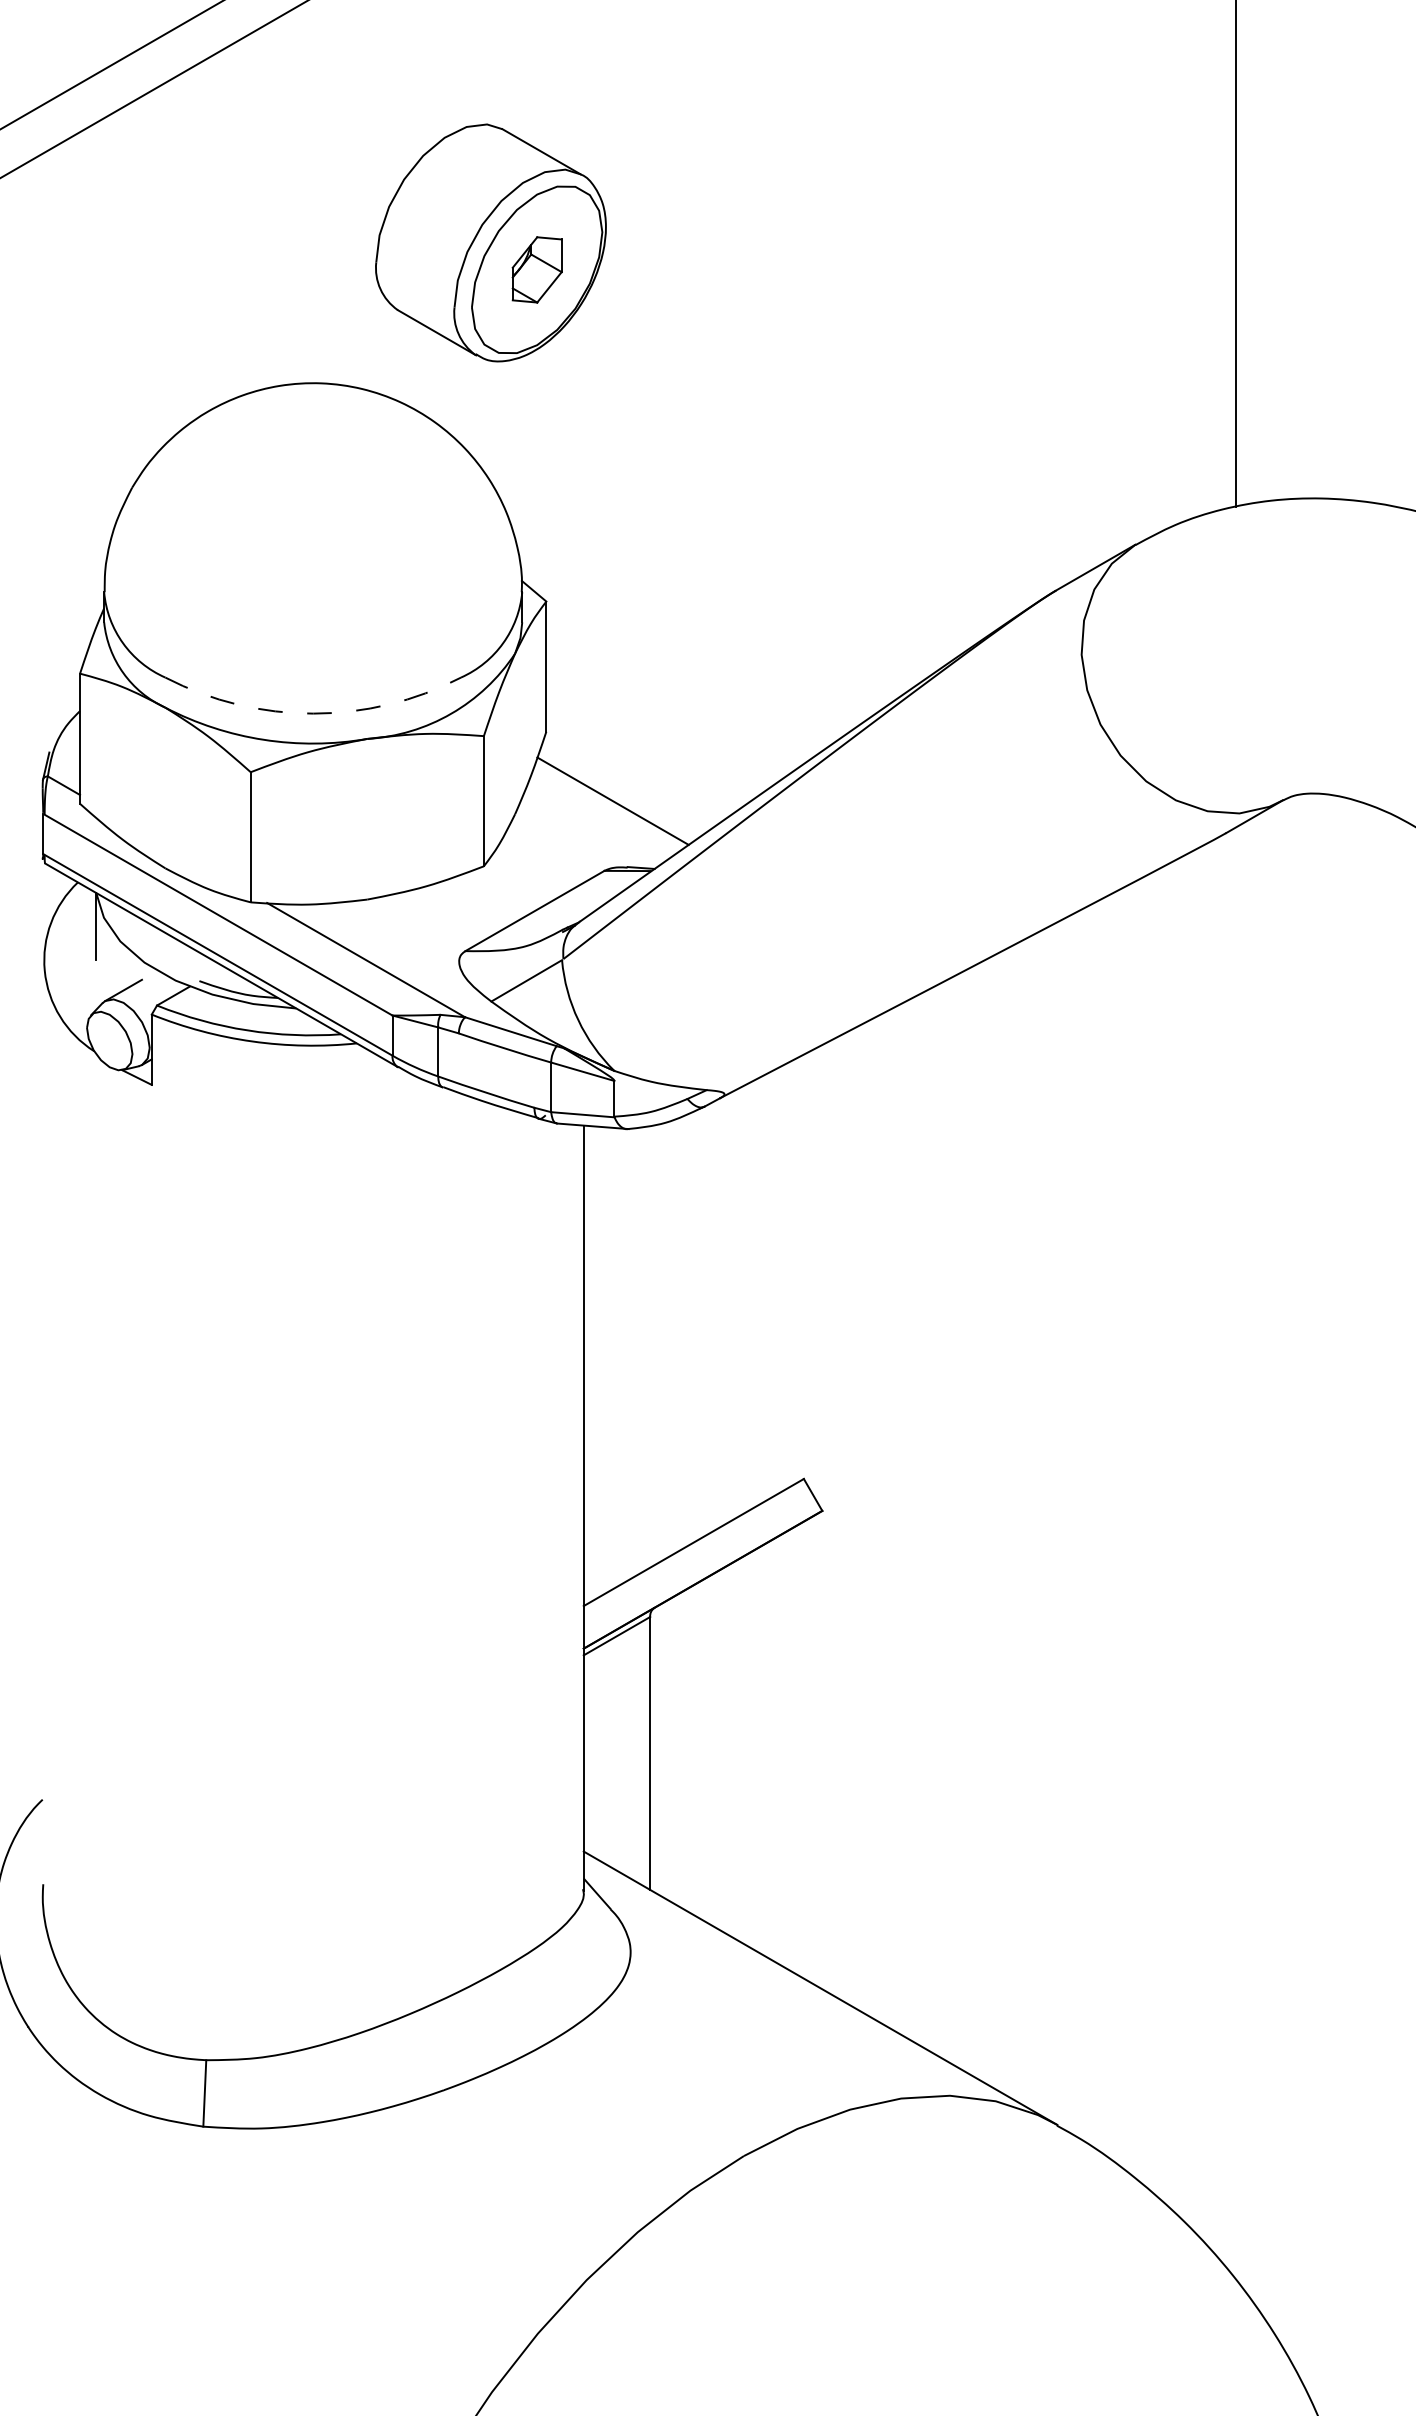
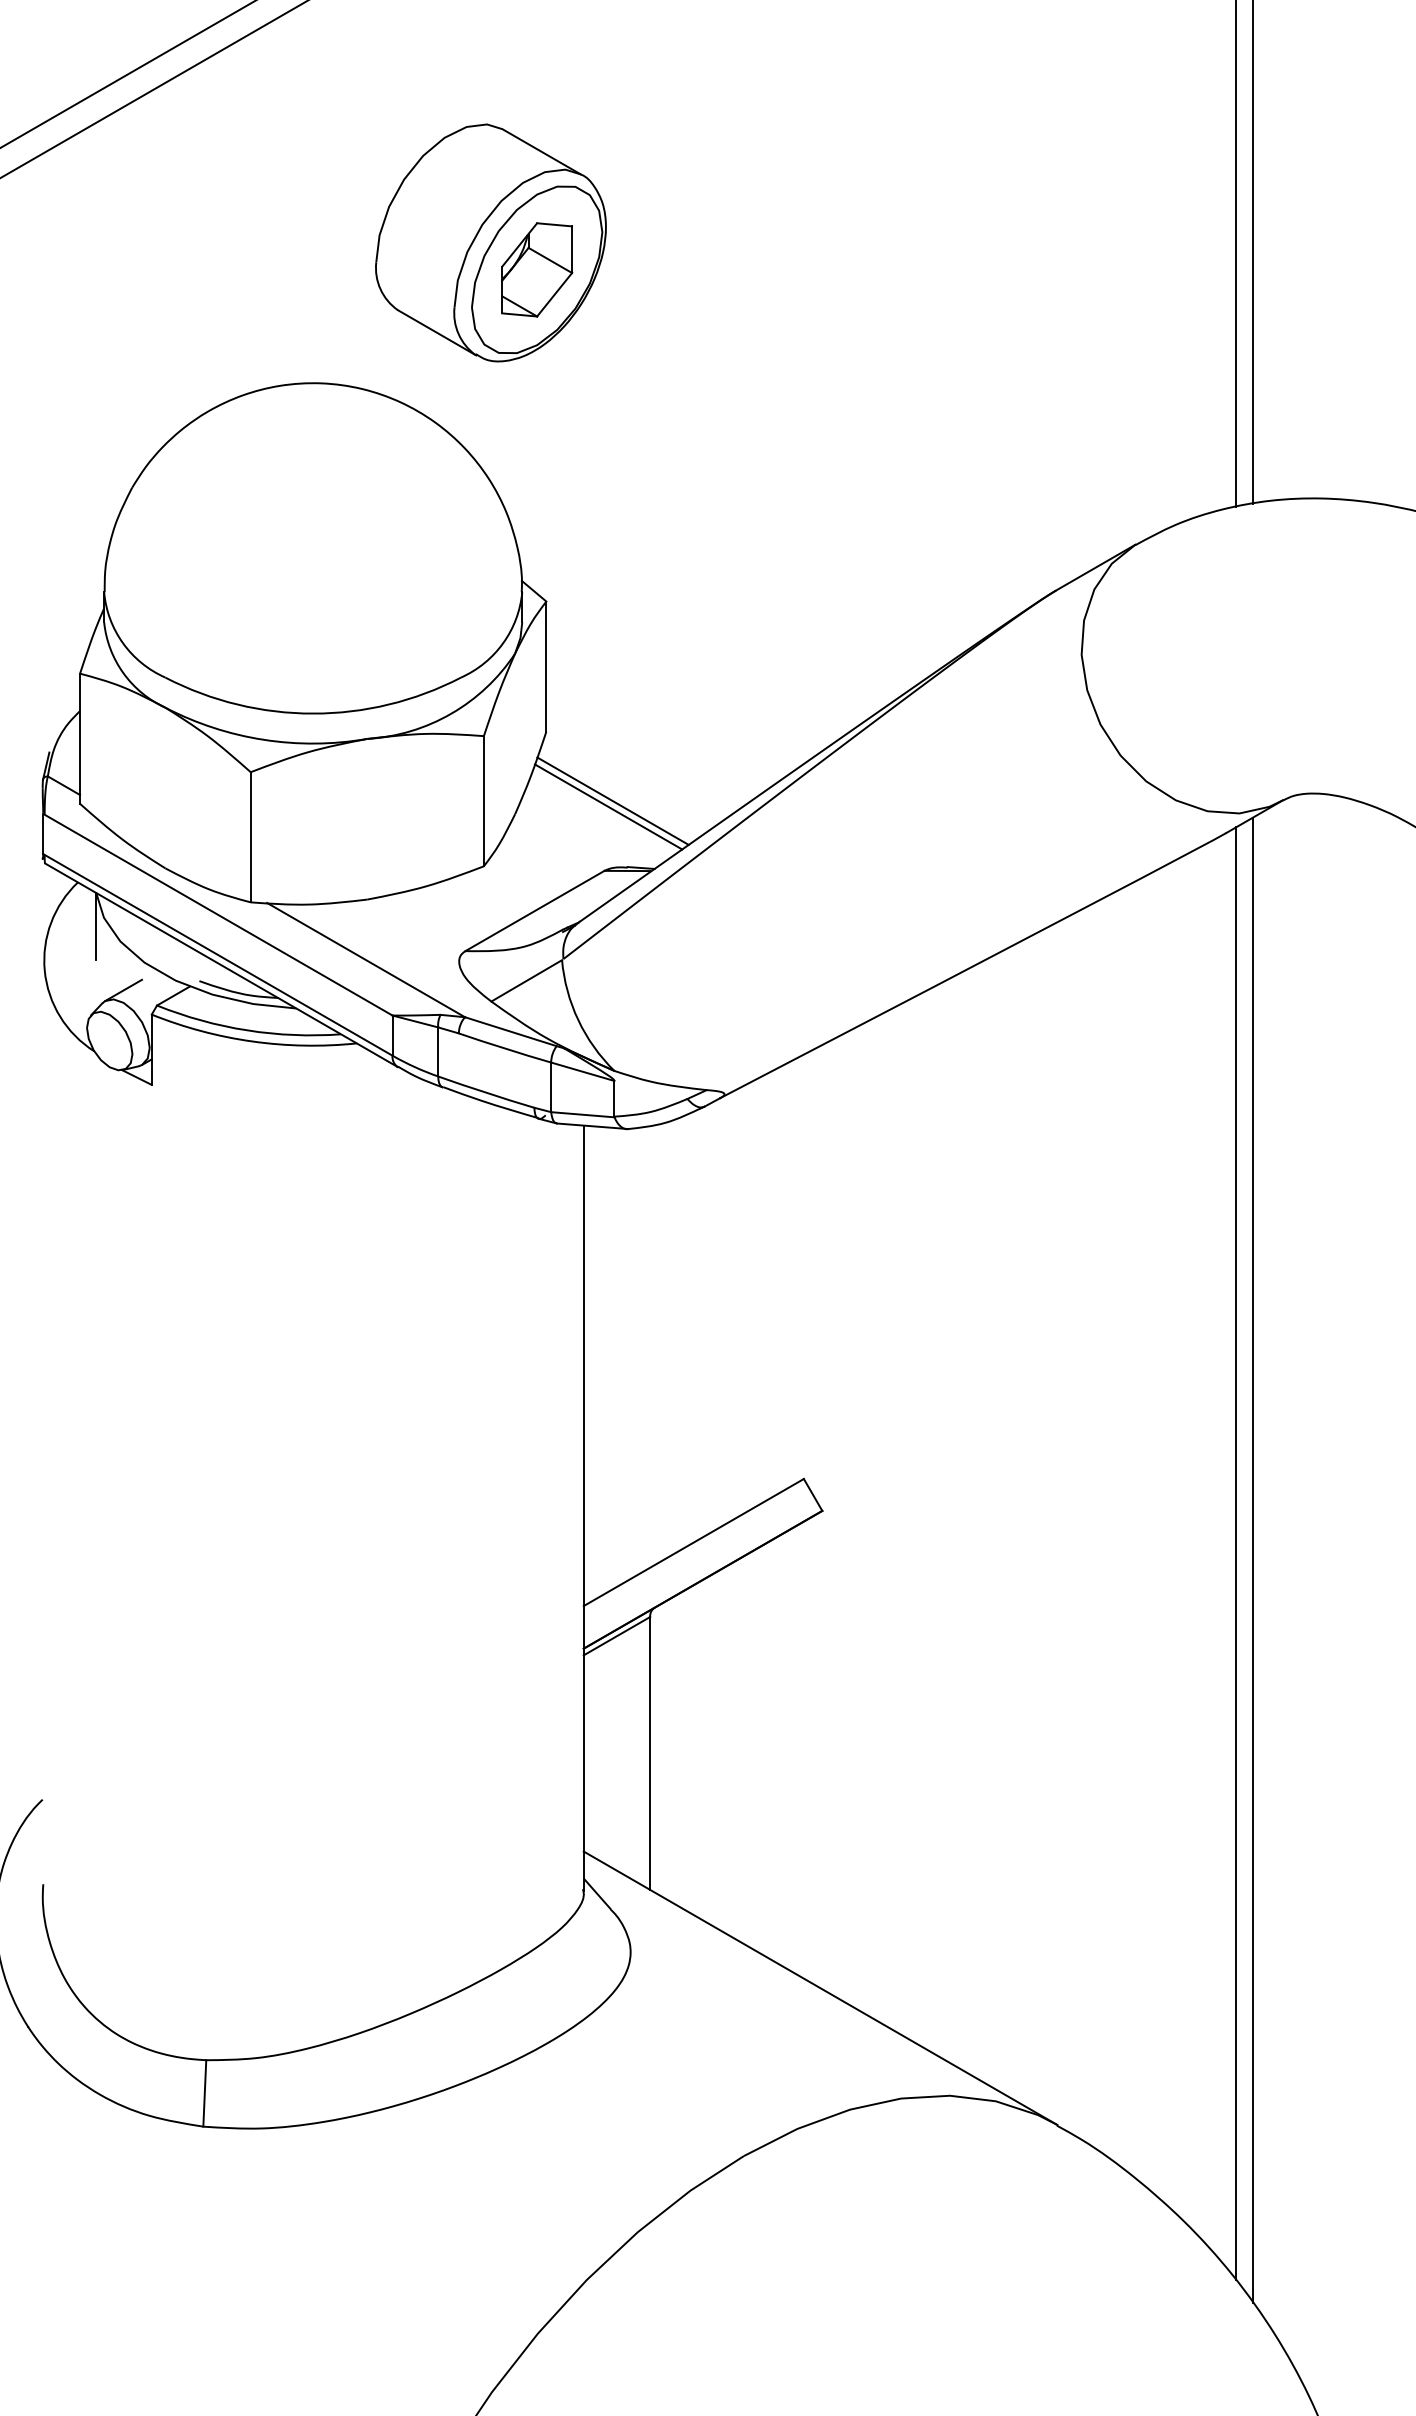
line position: (111, 65) -> (127, 74) (127, 74)
line: none -> present (1252, 253)
part size: 52x68 px -> 73x96 px (537, 269)
arc: dashed -> solid (313, 713)
line: none -> present (608, 806)
line: none -> present (1236, 1553)
line: none -> present (1252, 1560)
